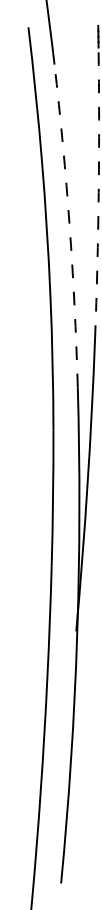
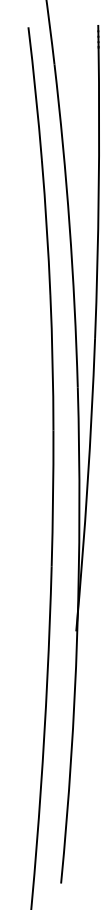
arc: dashed -> solid (98, 192)
arc: dashed -> solid (69, 225)
